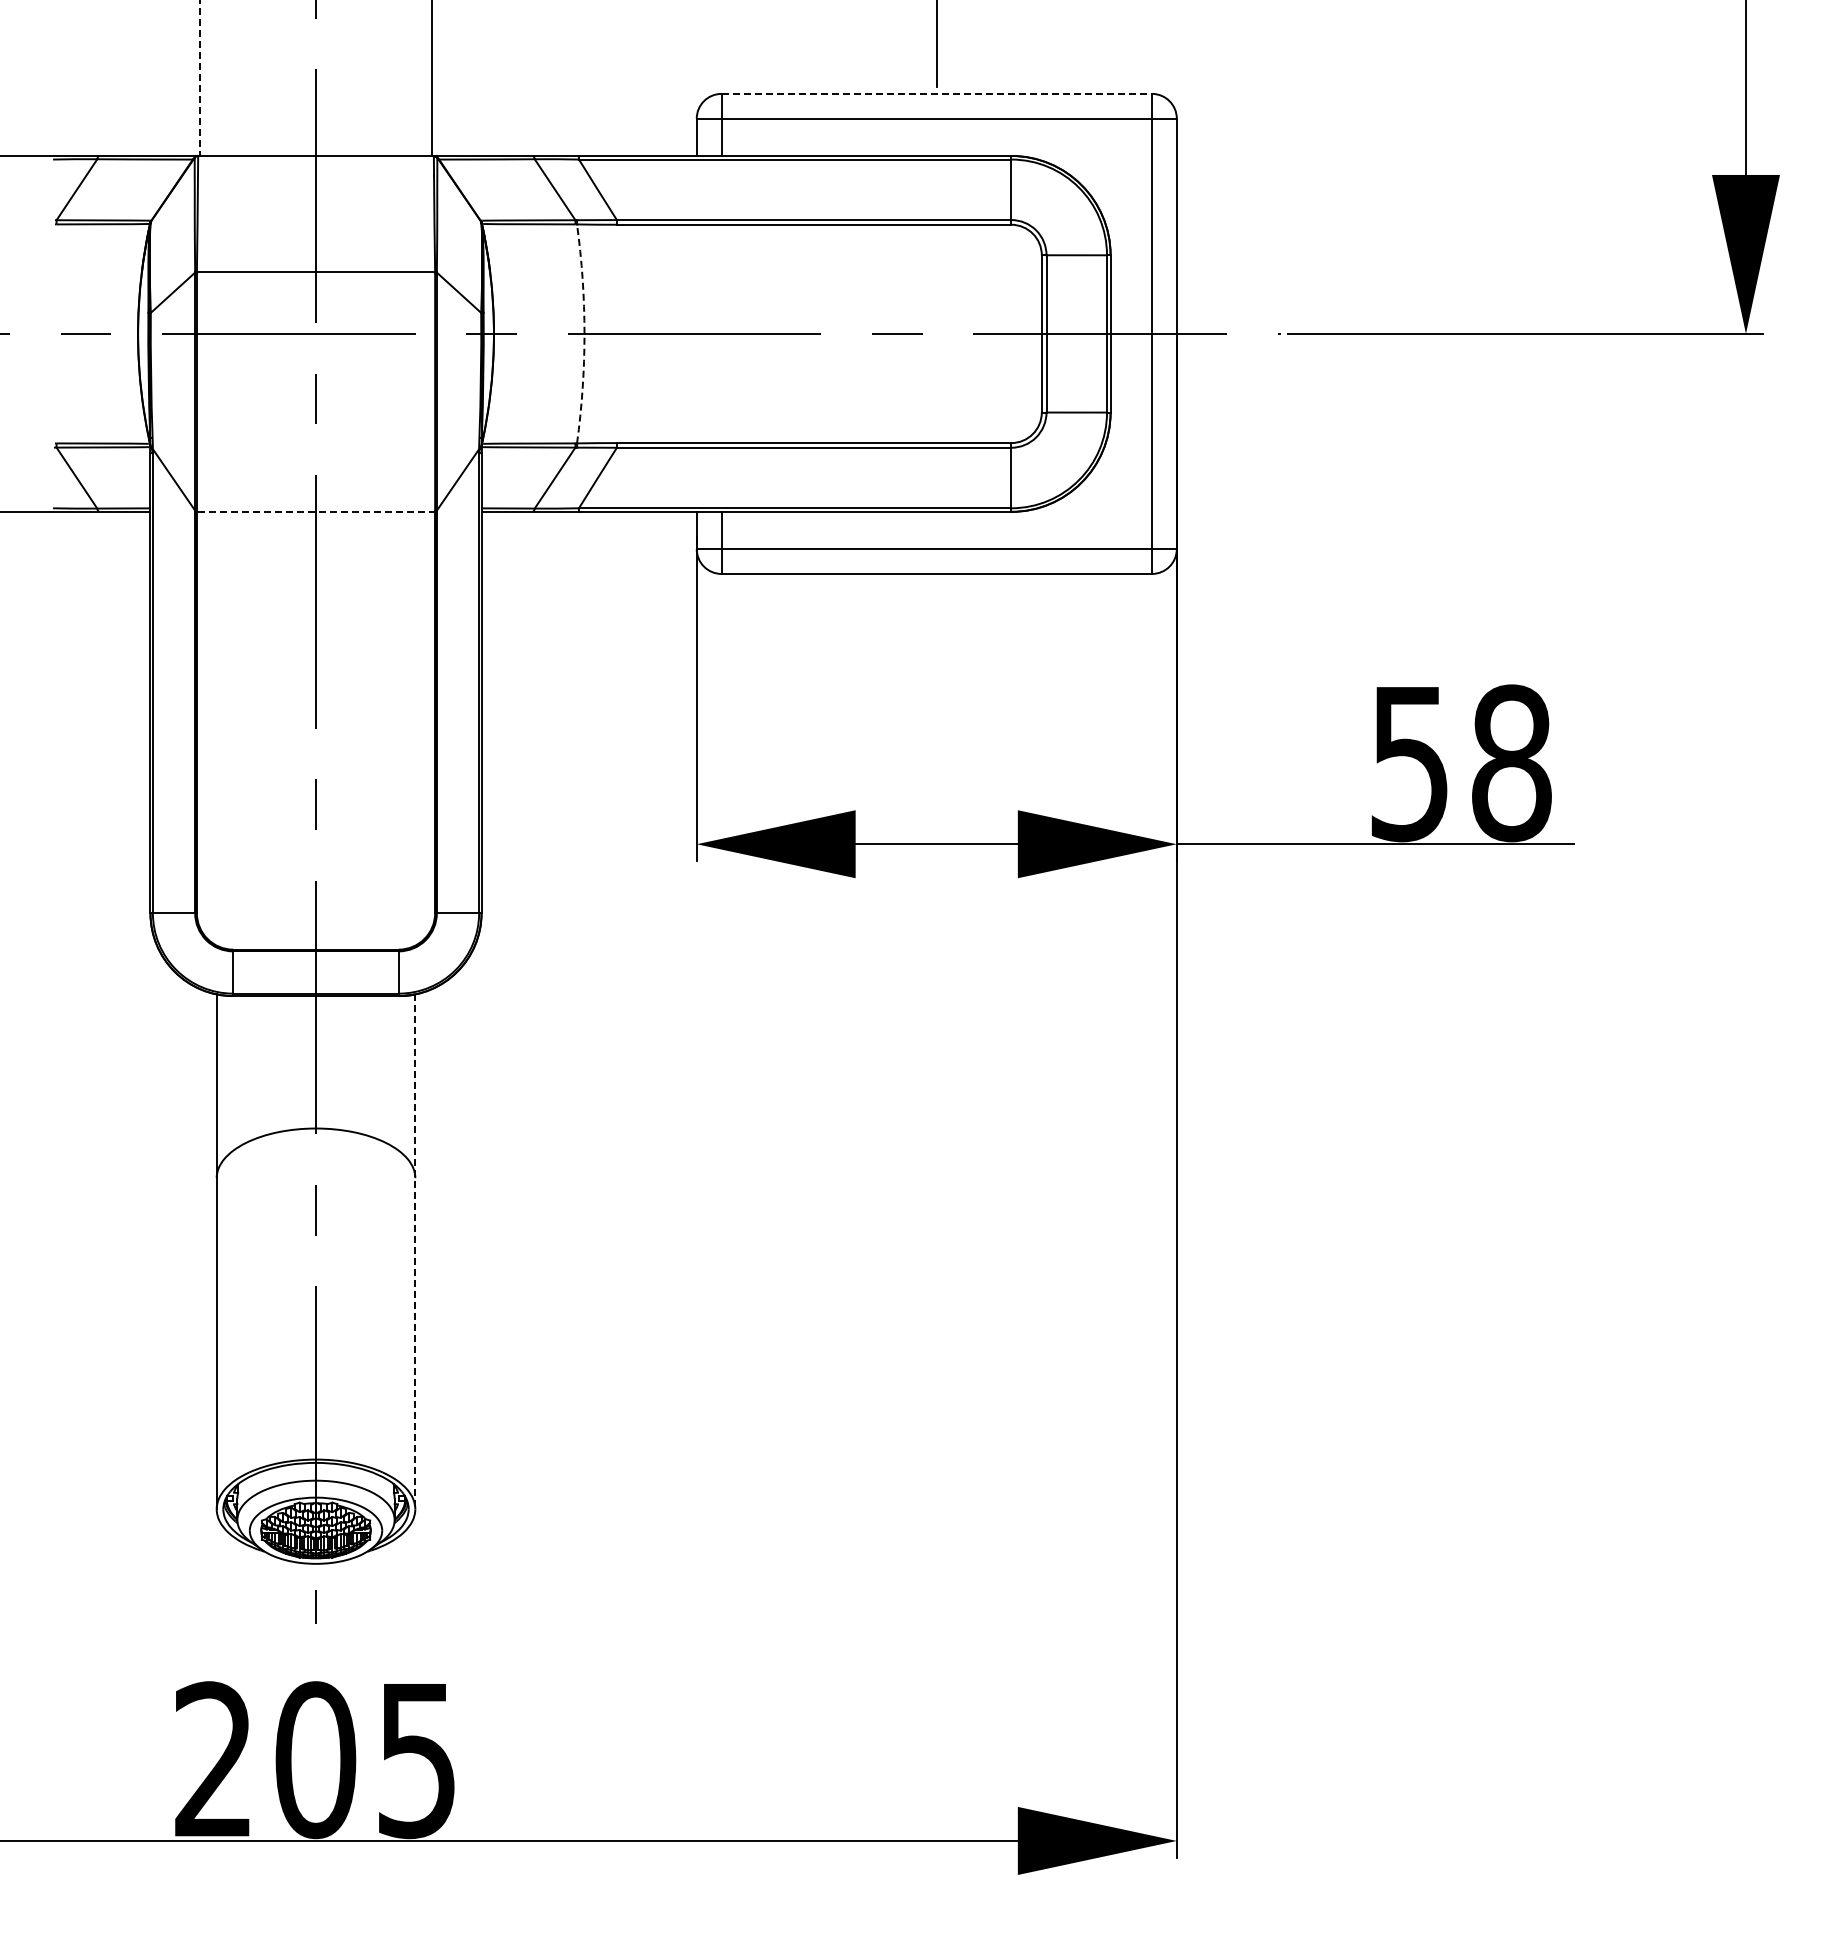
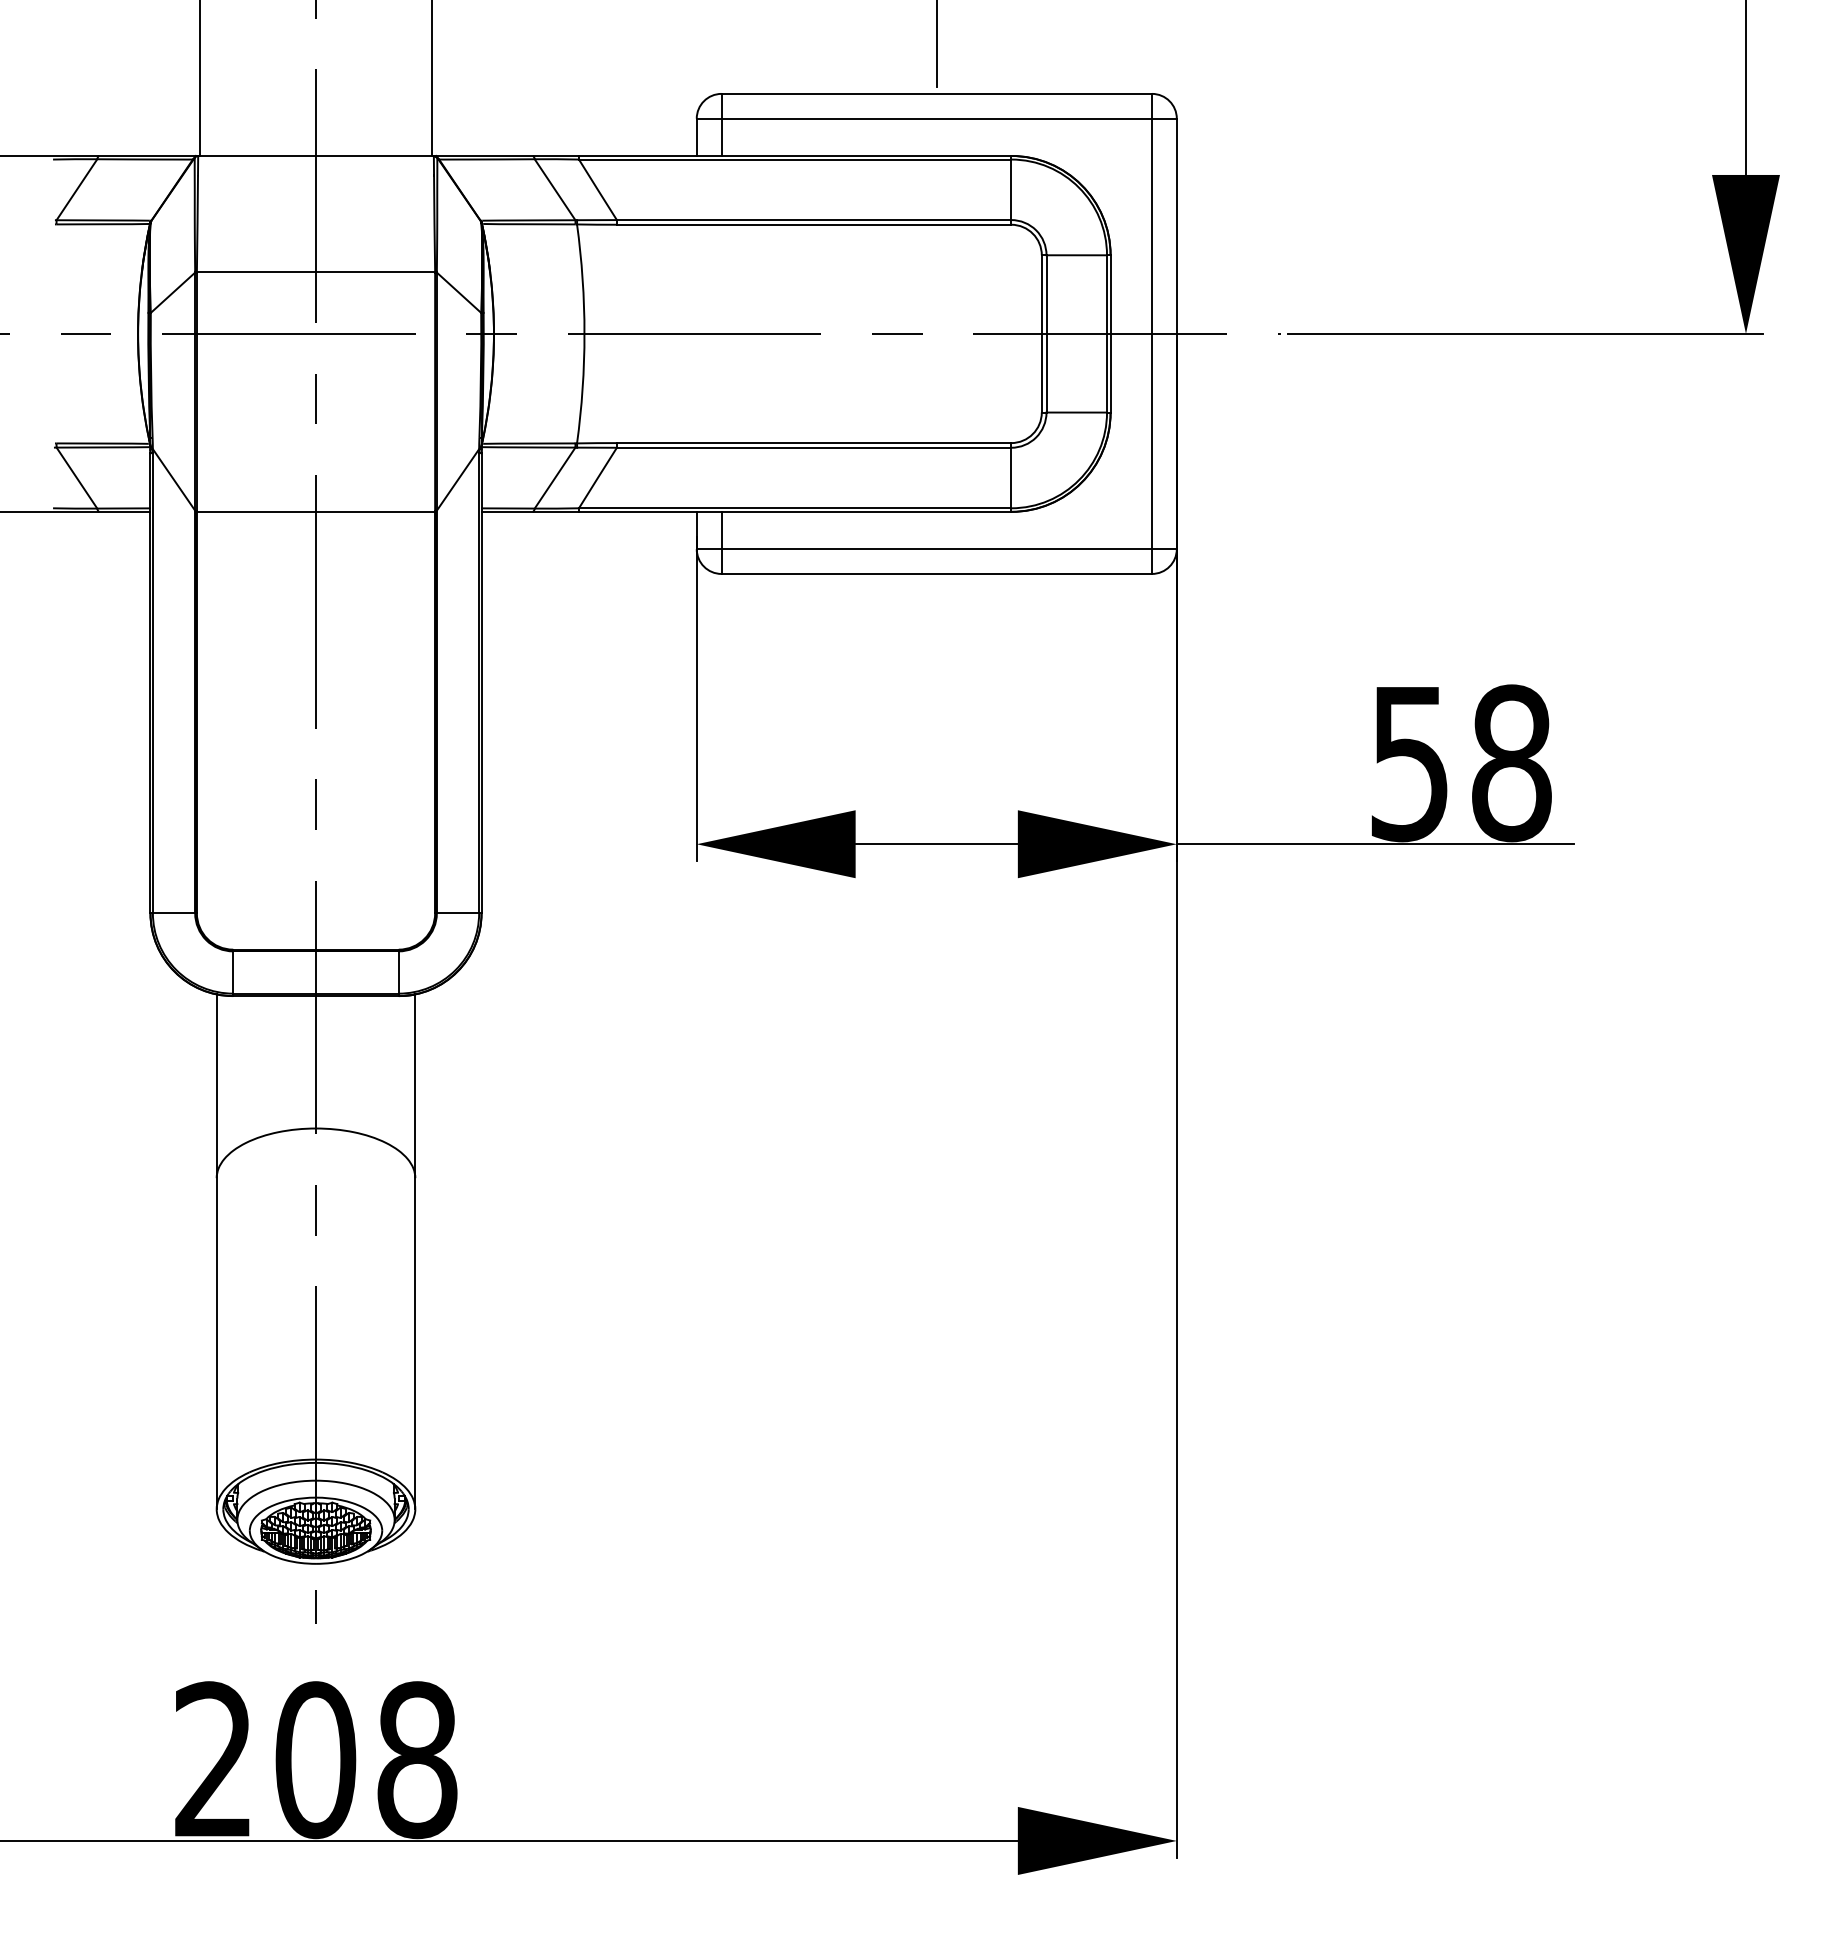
line: dashed -> solid (200, 78)
line: dashed -> solid (937, 93)
arc: dashed -> solid (584, 333)
line: dashed -> solid (315, 511)
line: dashed -> solid (415, 1252)
text: 205 -> 208 (417, 1760)
